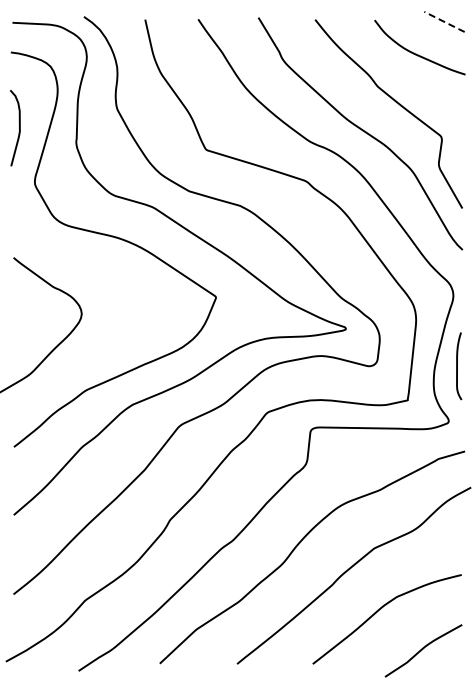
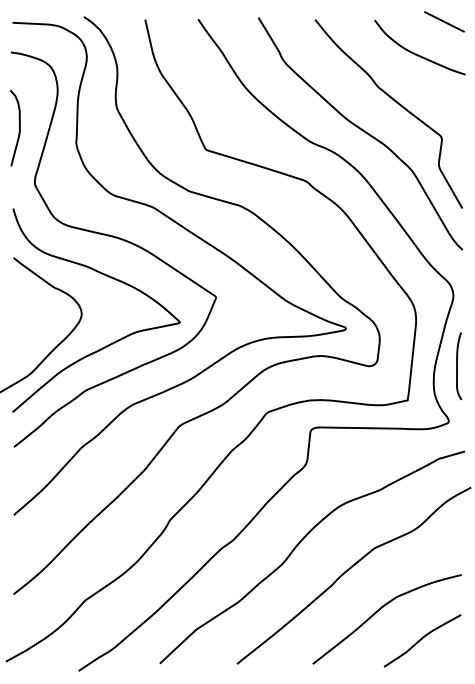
line: dashed -> solid (444, 22)
curve: none -> present (108, 277)
curve position: (423, 649) -> (422, 639) (422, 639)
